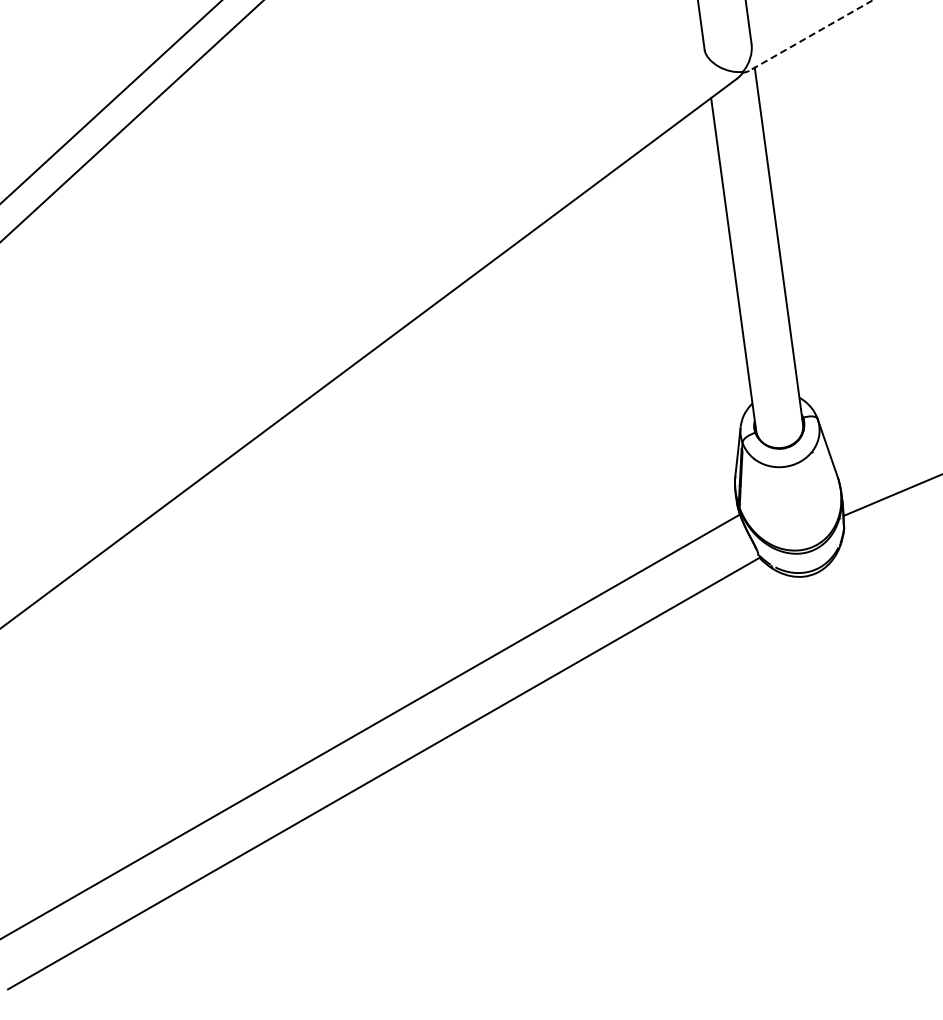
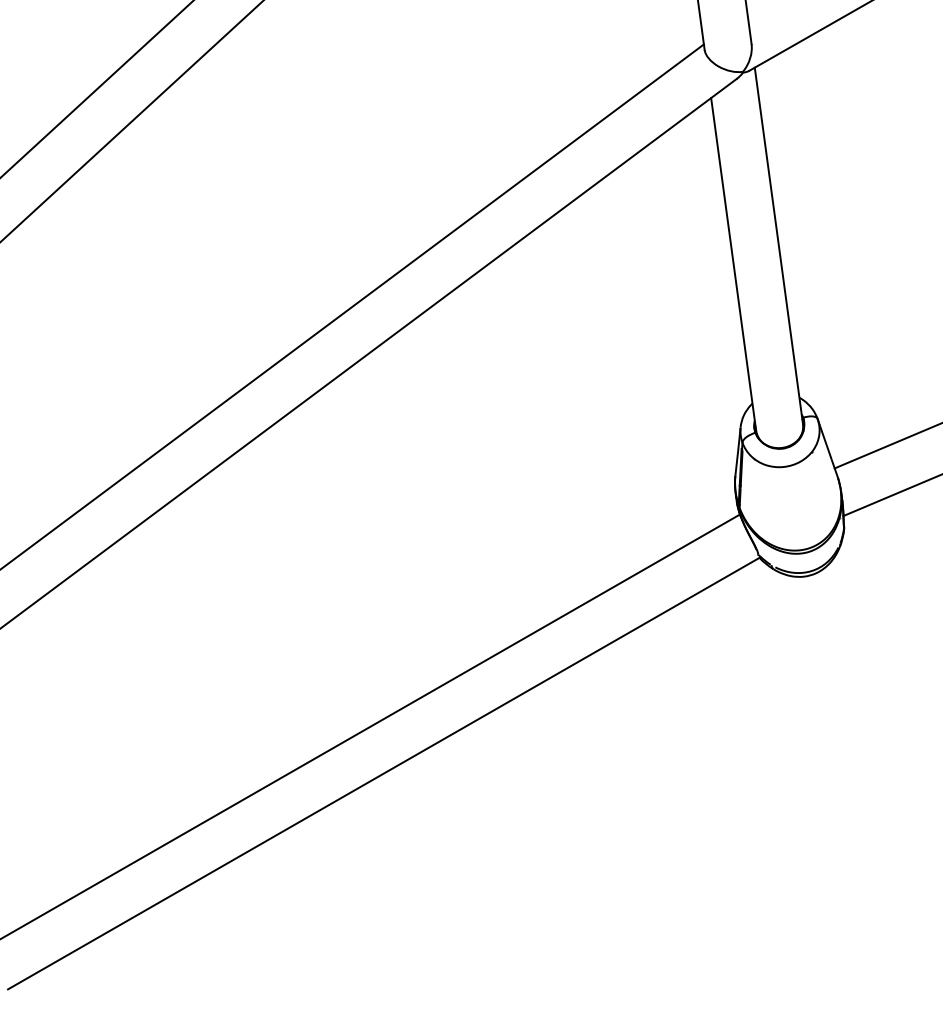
line: dashed -> solid (810, 35)
line position: (110, 102) -> (96, 89) (96, 89)
line: none -> present (352, 305)
line: none -> present (886, 446)
